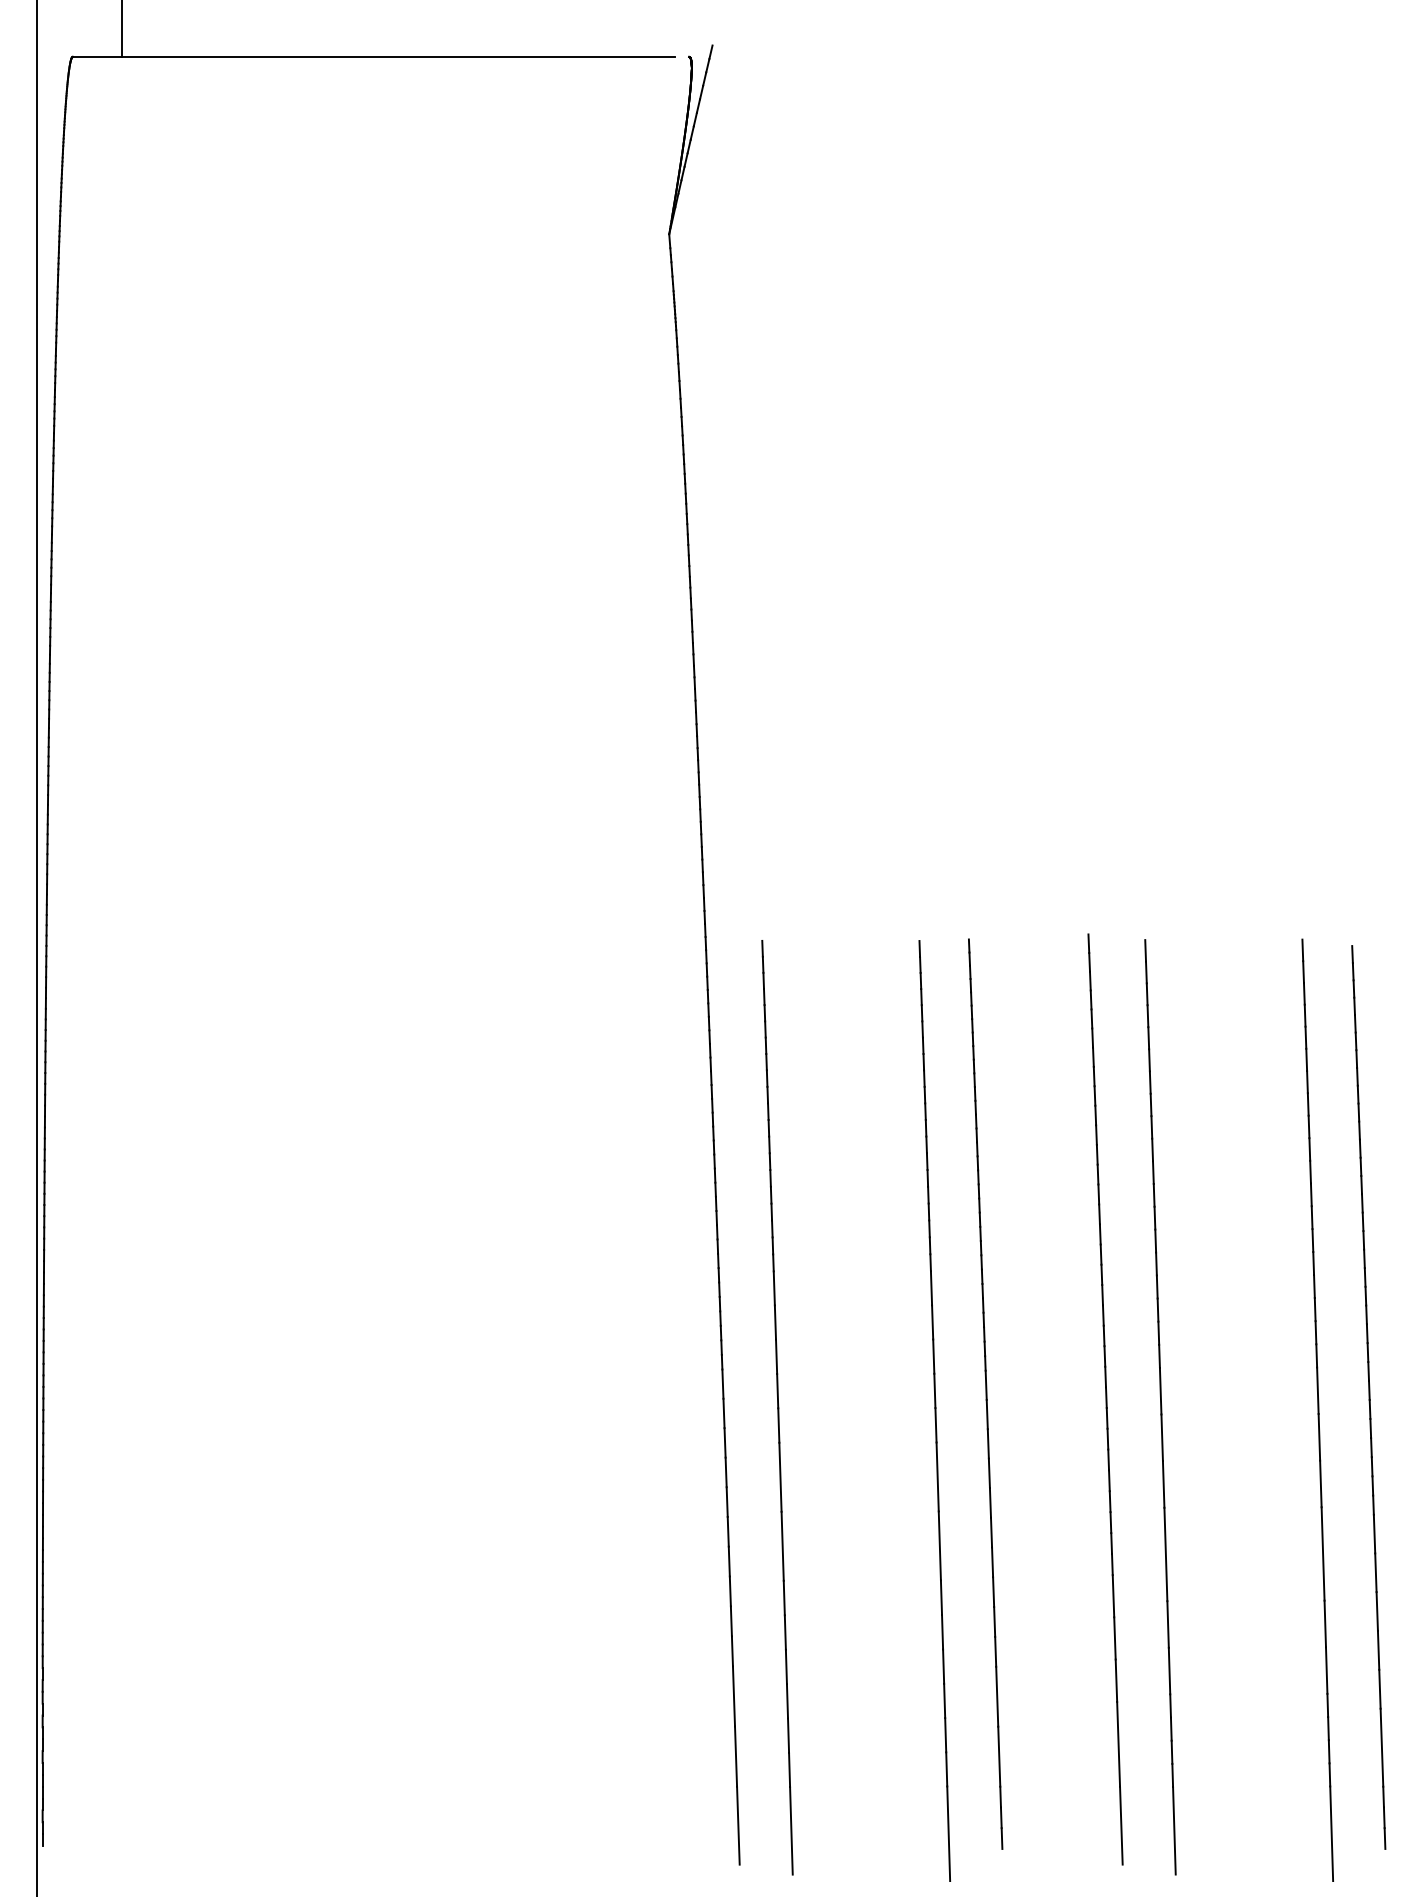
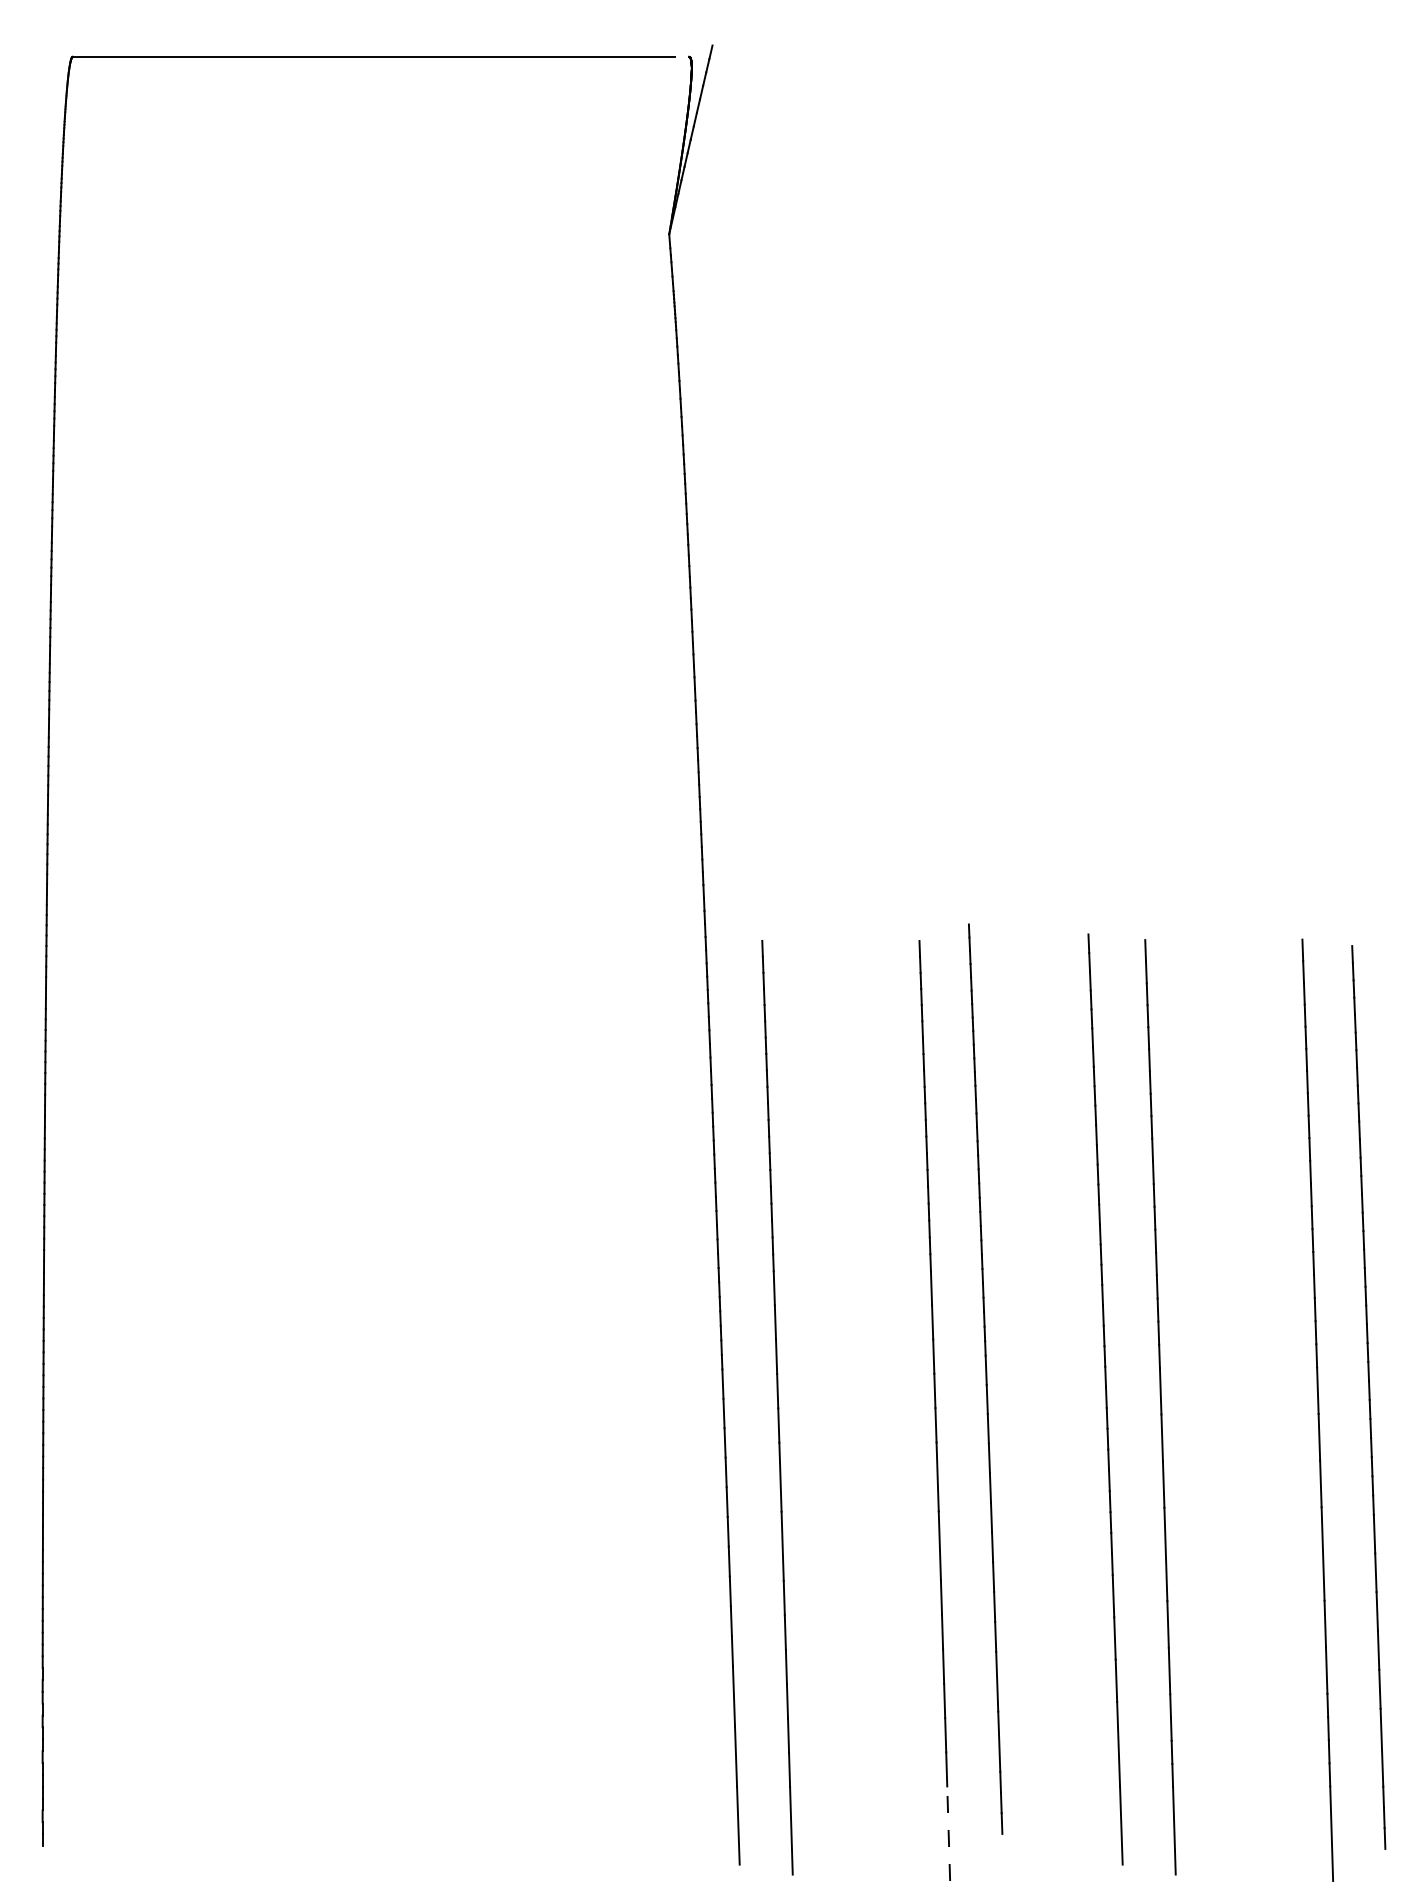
line: present -> none (121, 29)
line: present -> none (37, 947)
part position: (985, 1393) -> (985, 1378) (985, 1378)
line: solid -> dashed (948, 1833)
